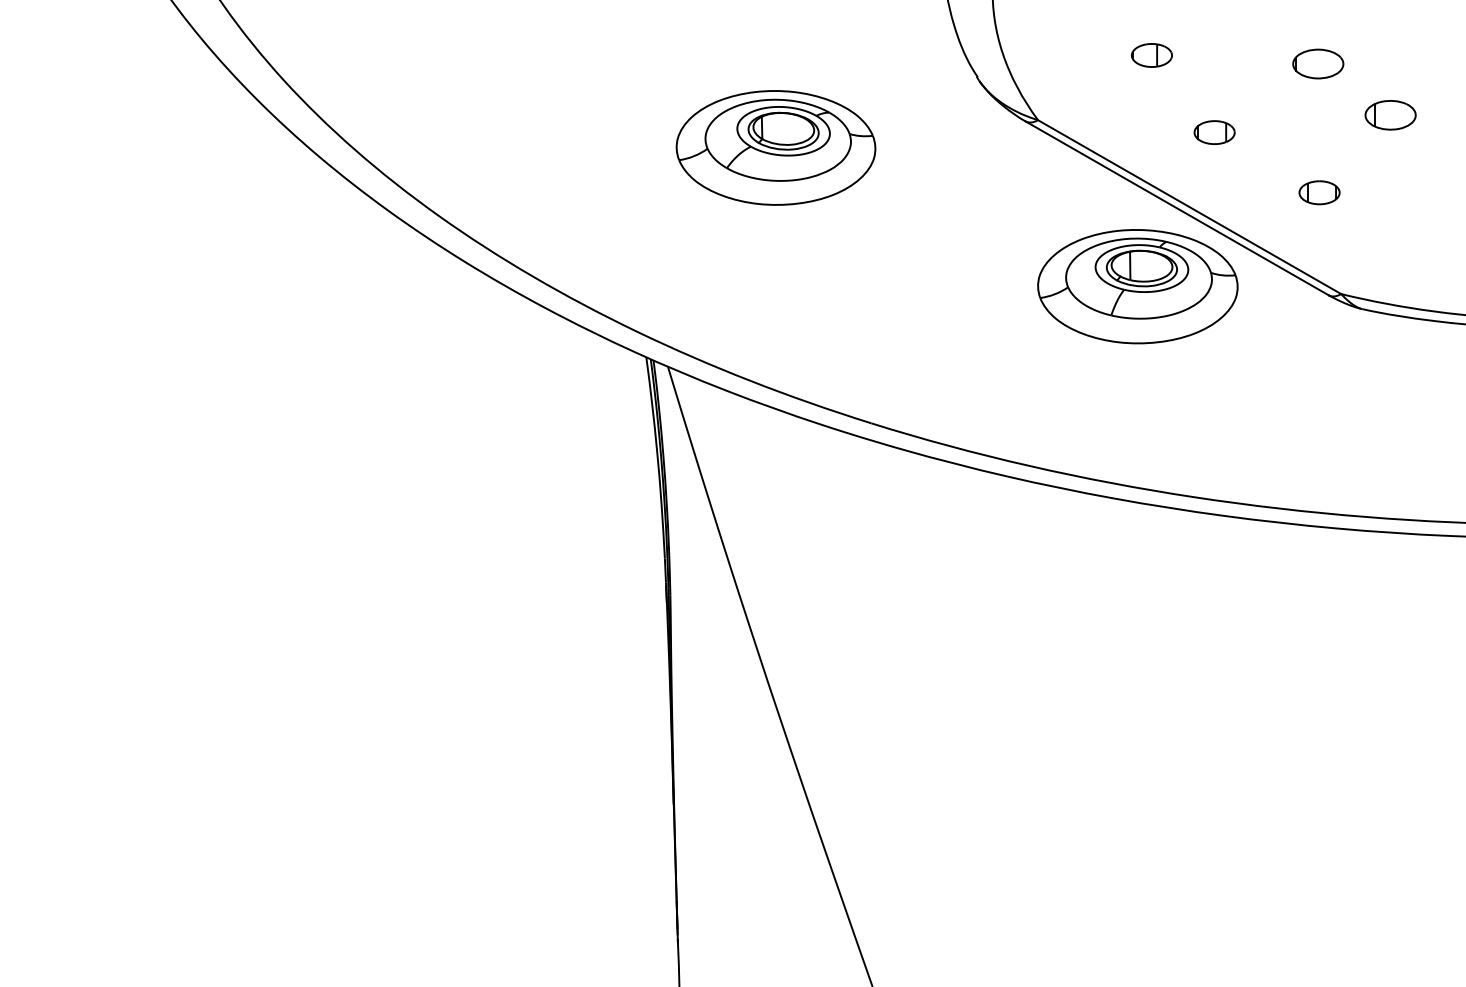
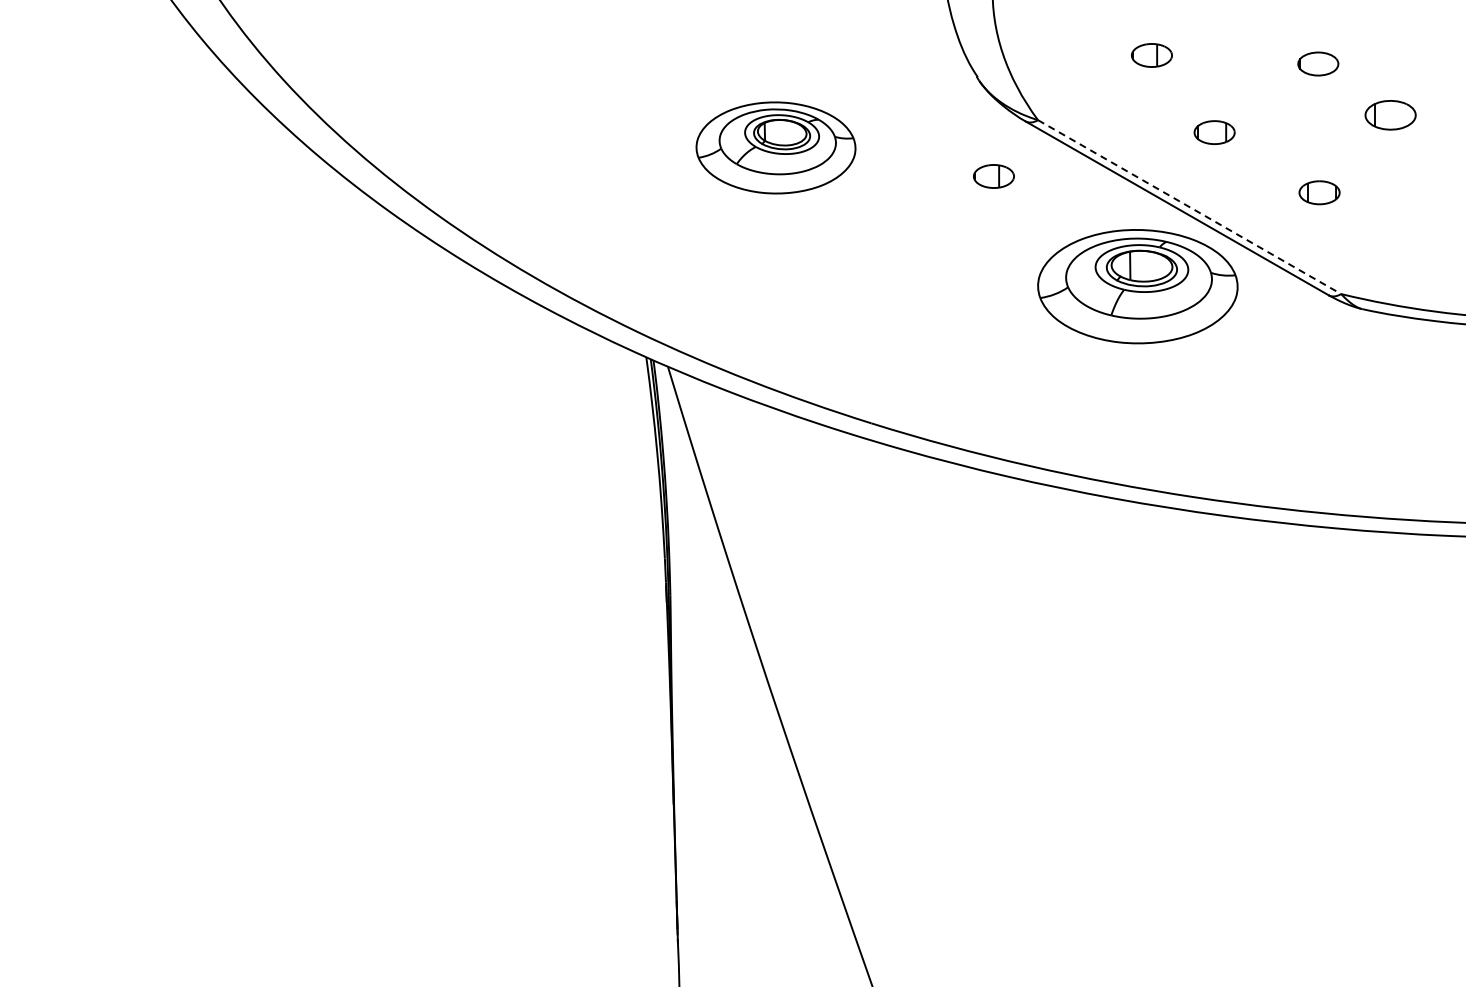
part size: 53x32 px -> 43x26 px (1318, 63)
part size: 202x116 px -> 162x94 px (775, 147)
part: none -> present (993, 176)
line: solid -> dashed (1189, 207)
